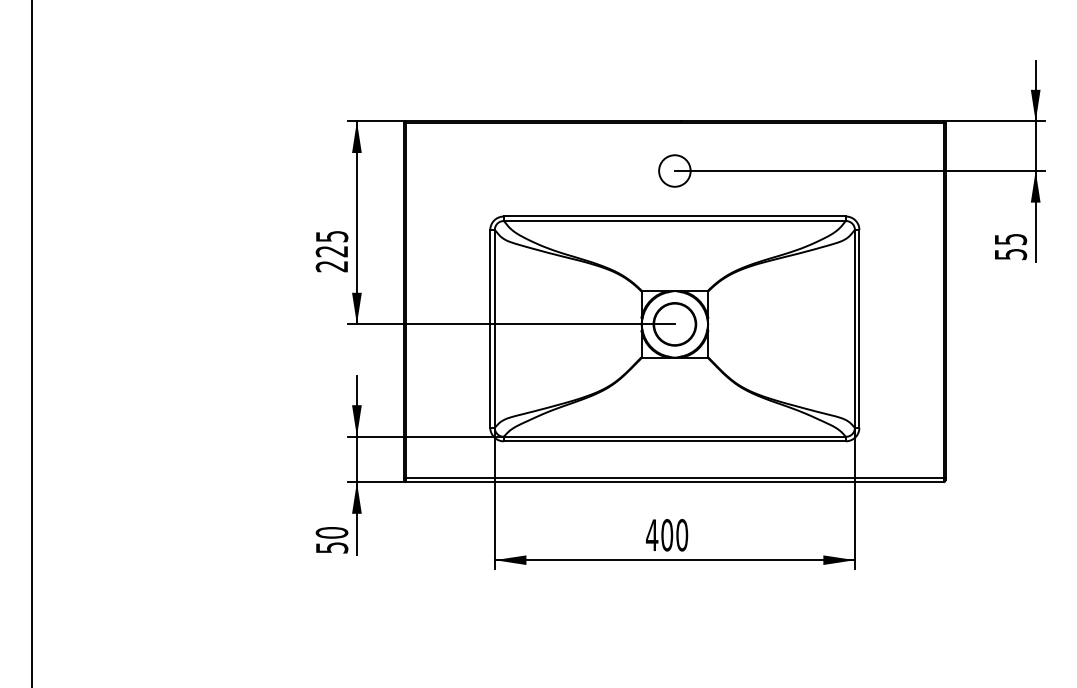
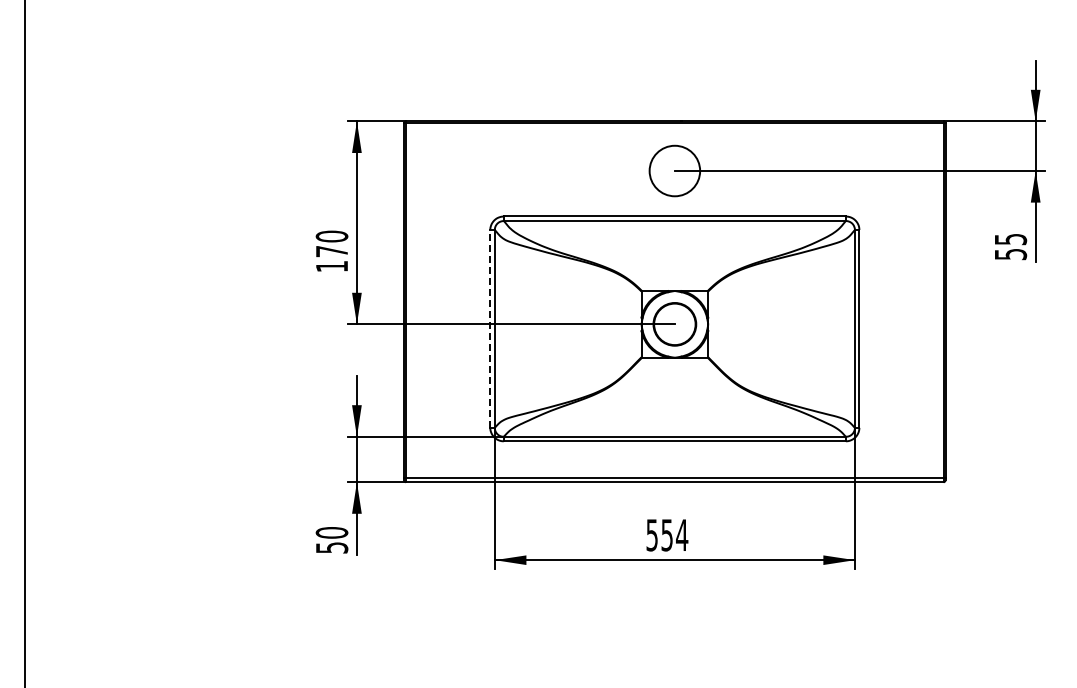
circle diameter: 32 px -> 51 px (674, 170)
text: 225 -> 170 (331, 251)
line: solid -> dashed (490, 328)
line position: (32, 343) -> (25, 343) (25, 343)
text: 400 -> 554 (667, 535)
